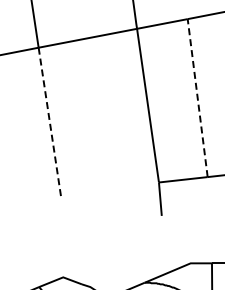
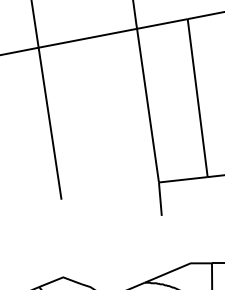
line: dashed -> solid (197, 98)
line: dashed -> solid (50, 123)
